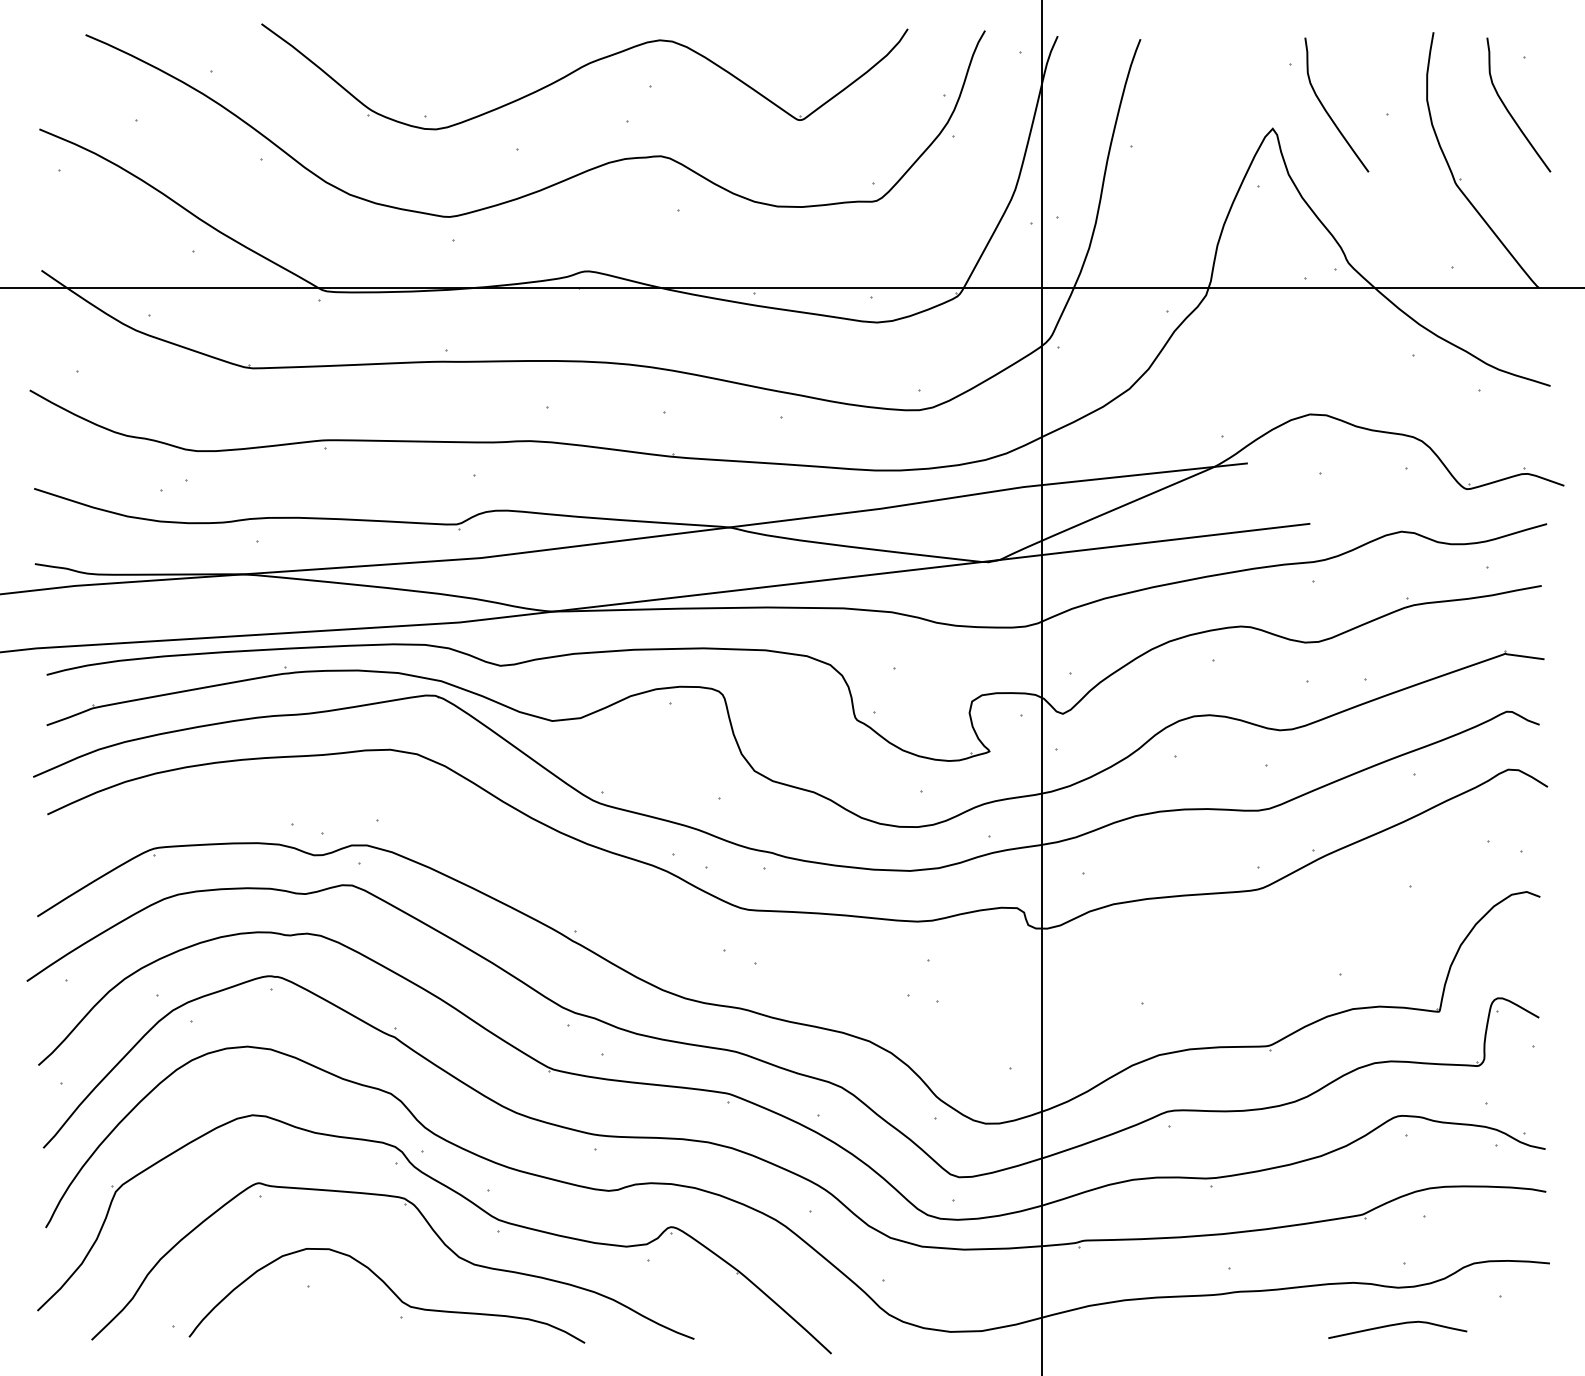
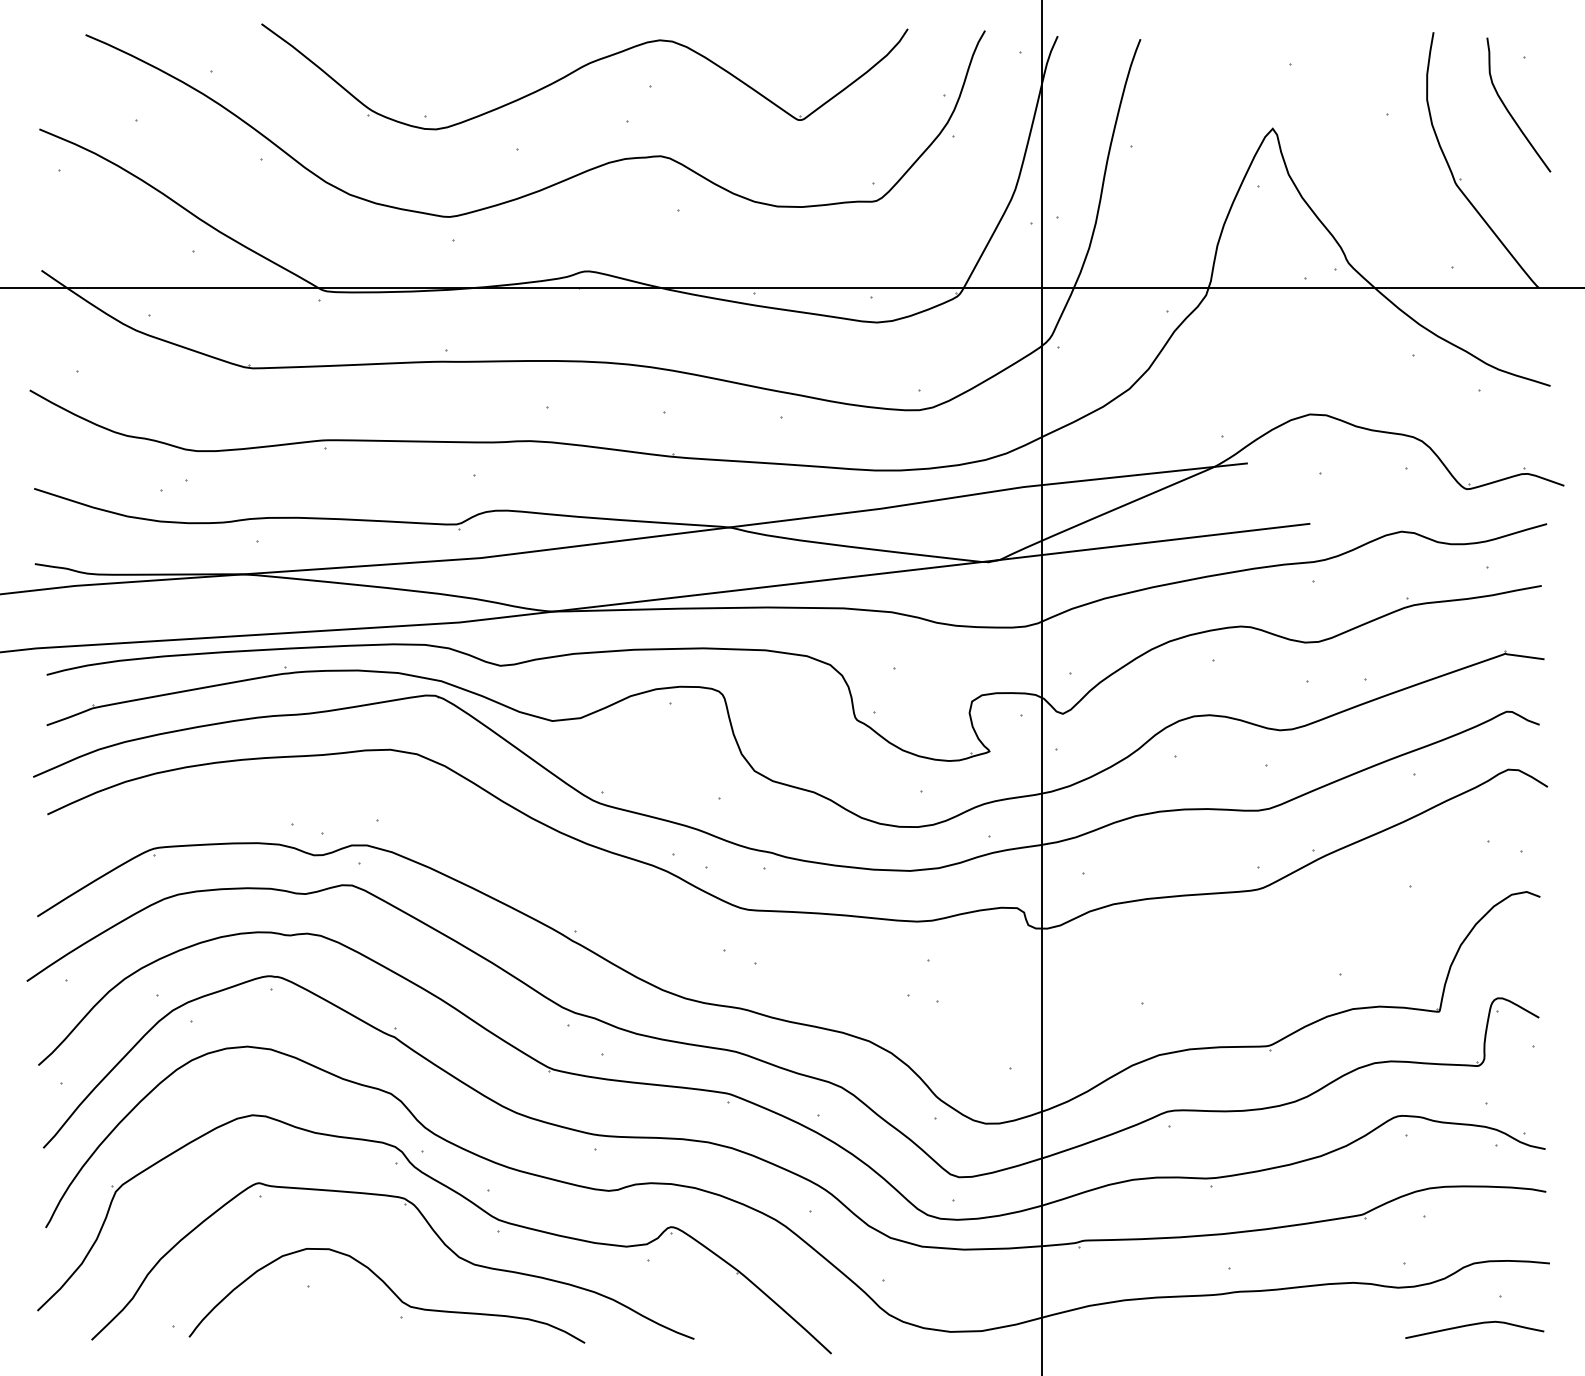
curve: present -> none (1326, 109)
curve position: (1397, 1325) -> (1474, 1325) (1474, 1325)
